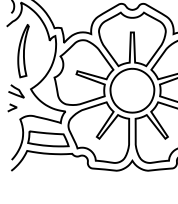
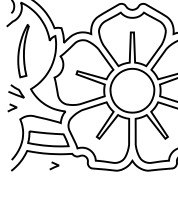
line: none -> present (54, 164)
